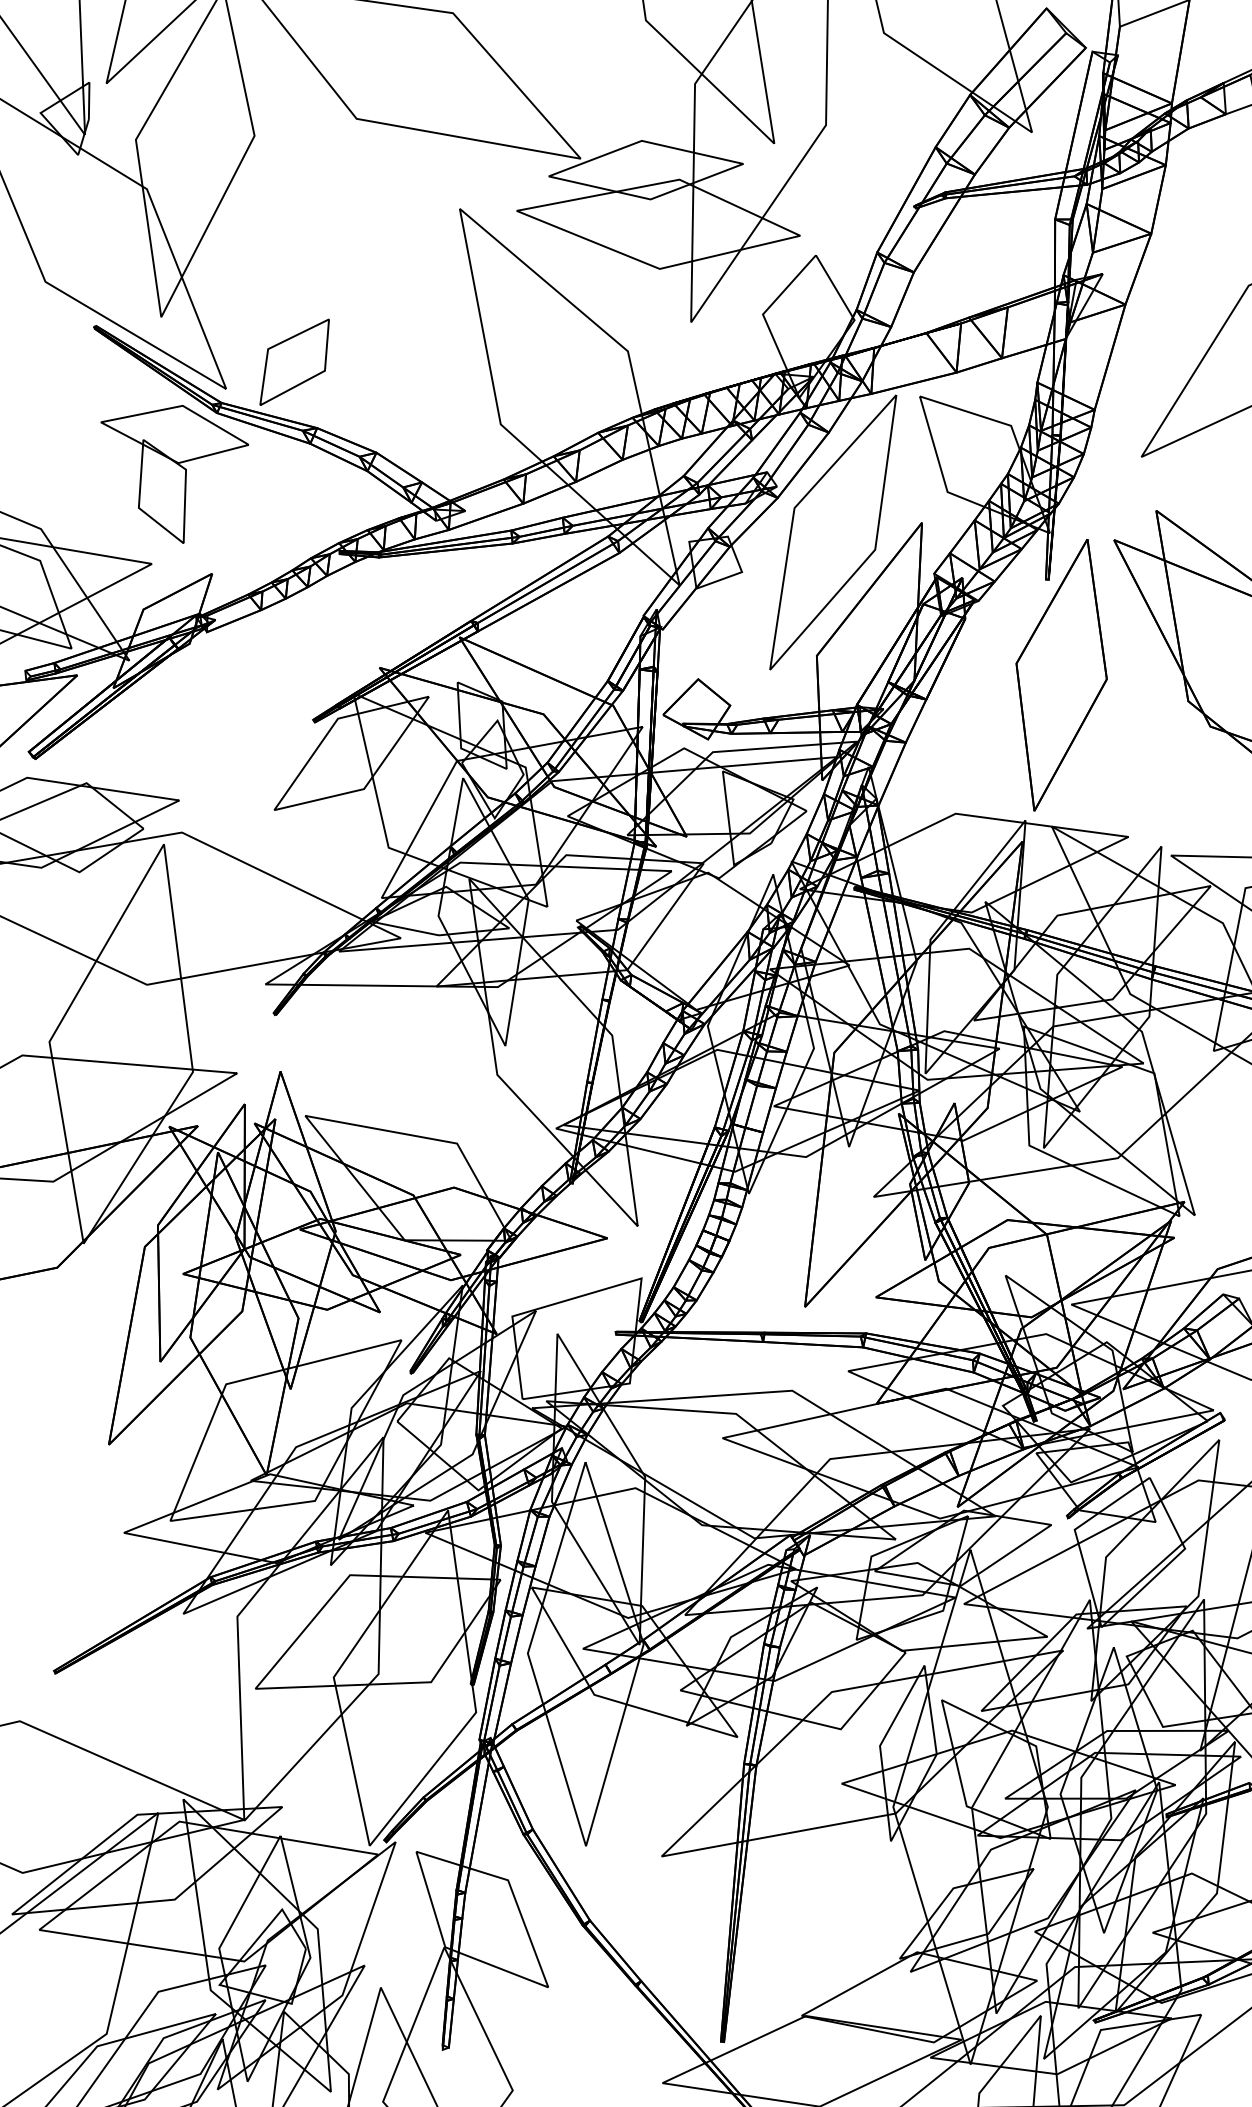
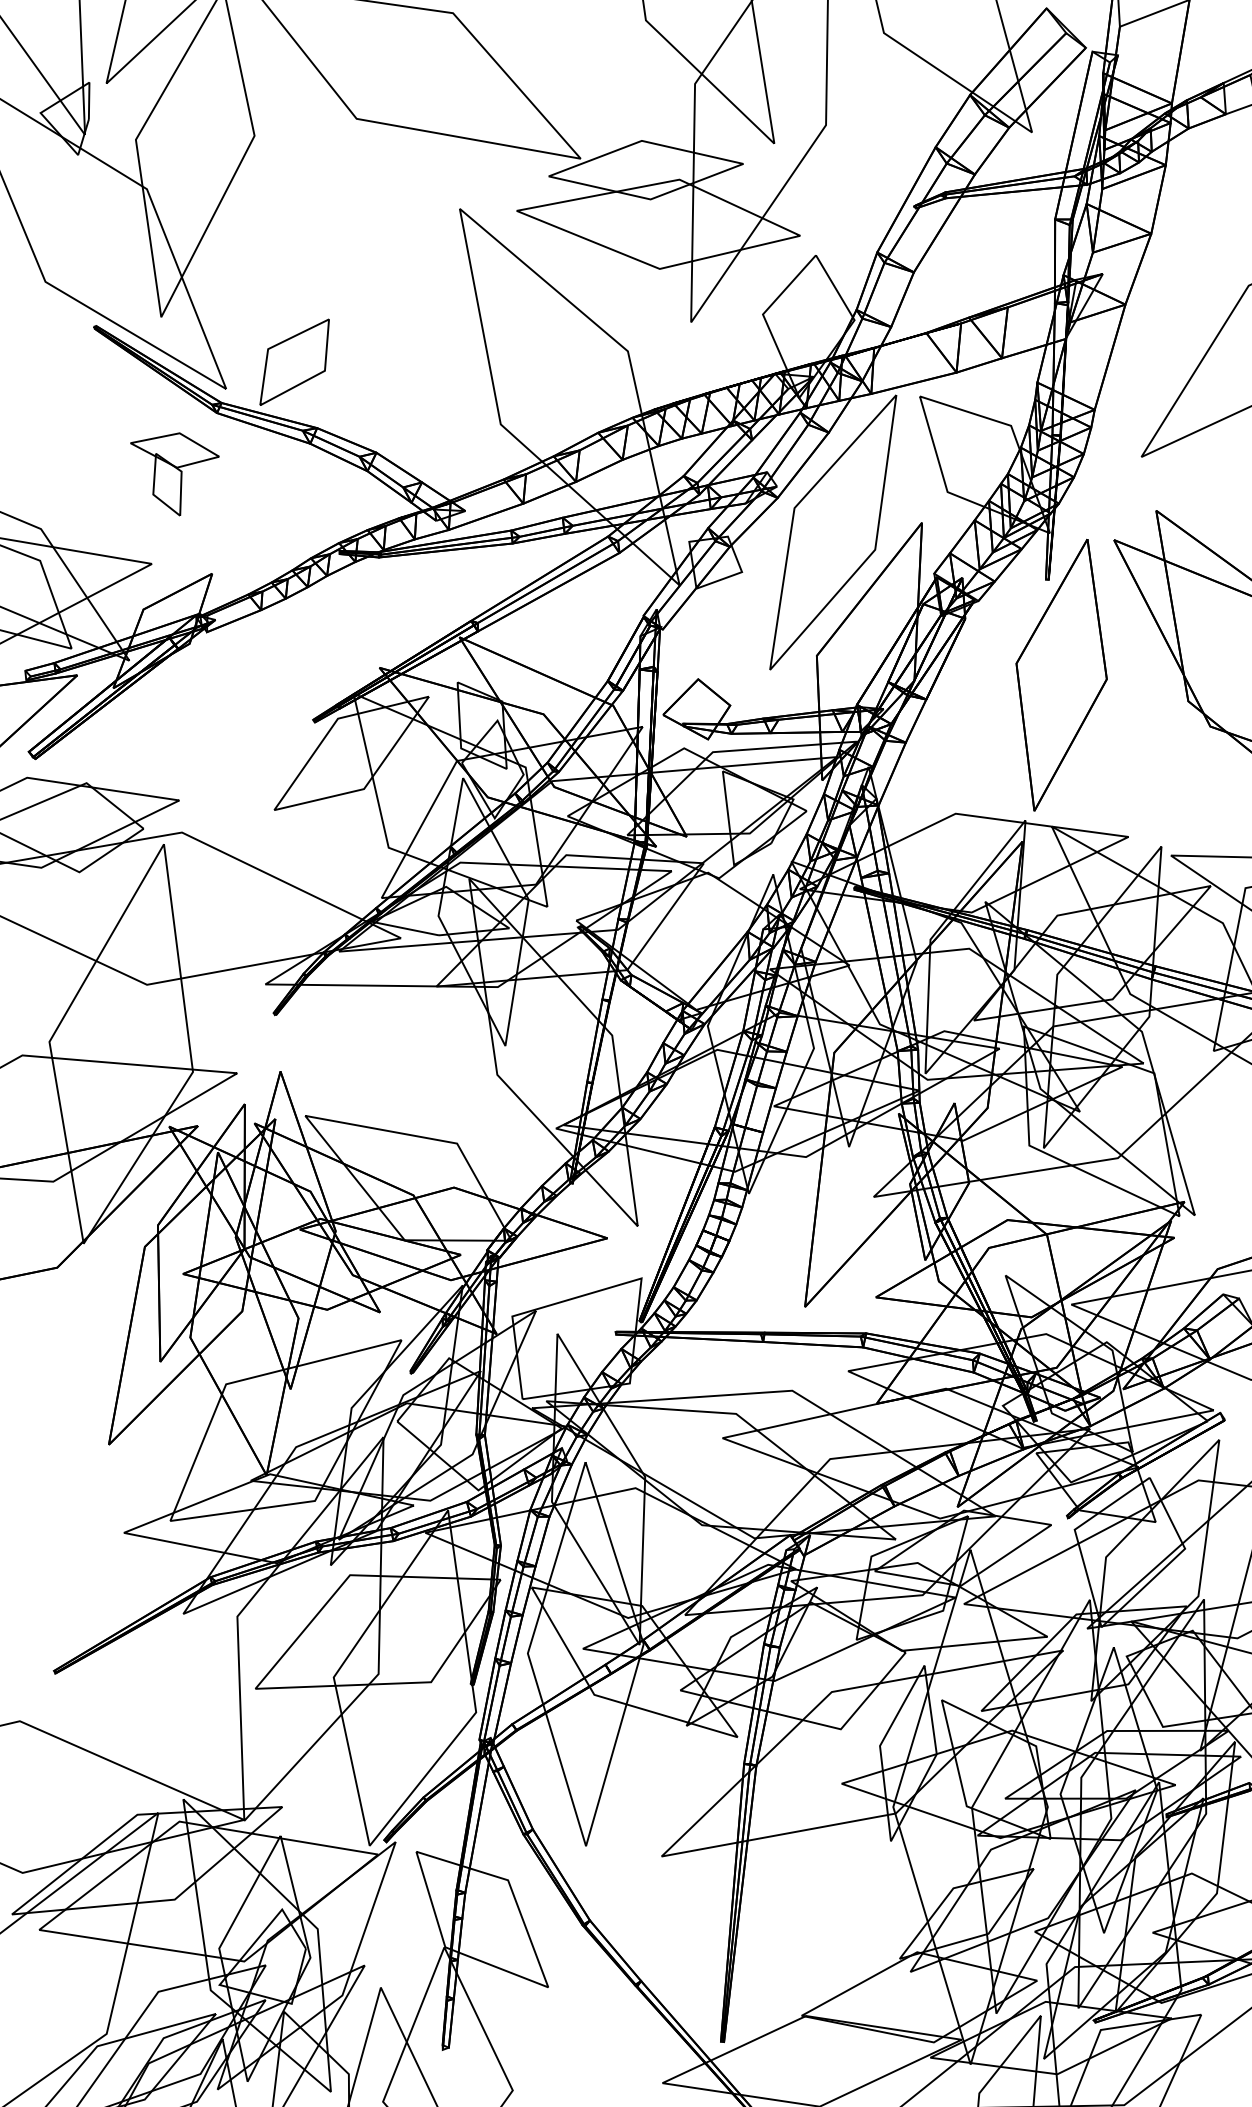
part size: 150x139 px -> 90x85 px (174, 474)
